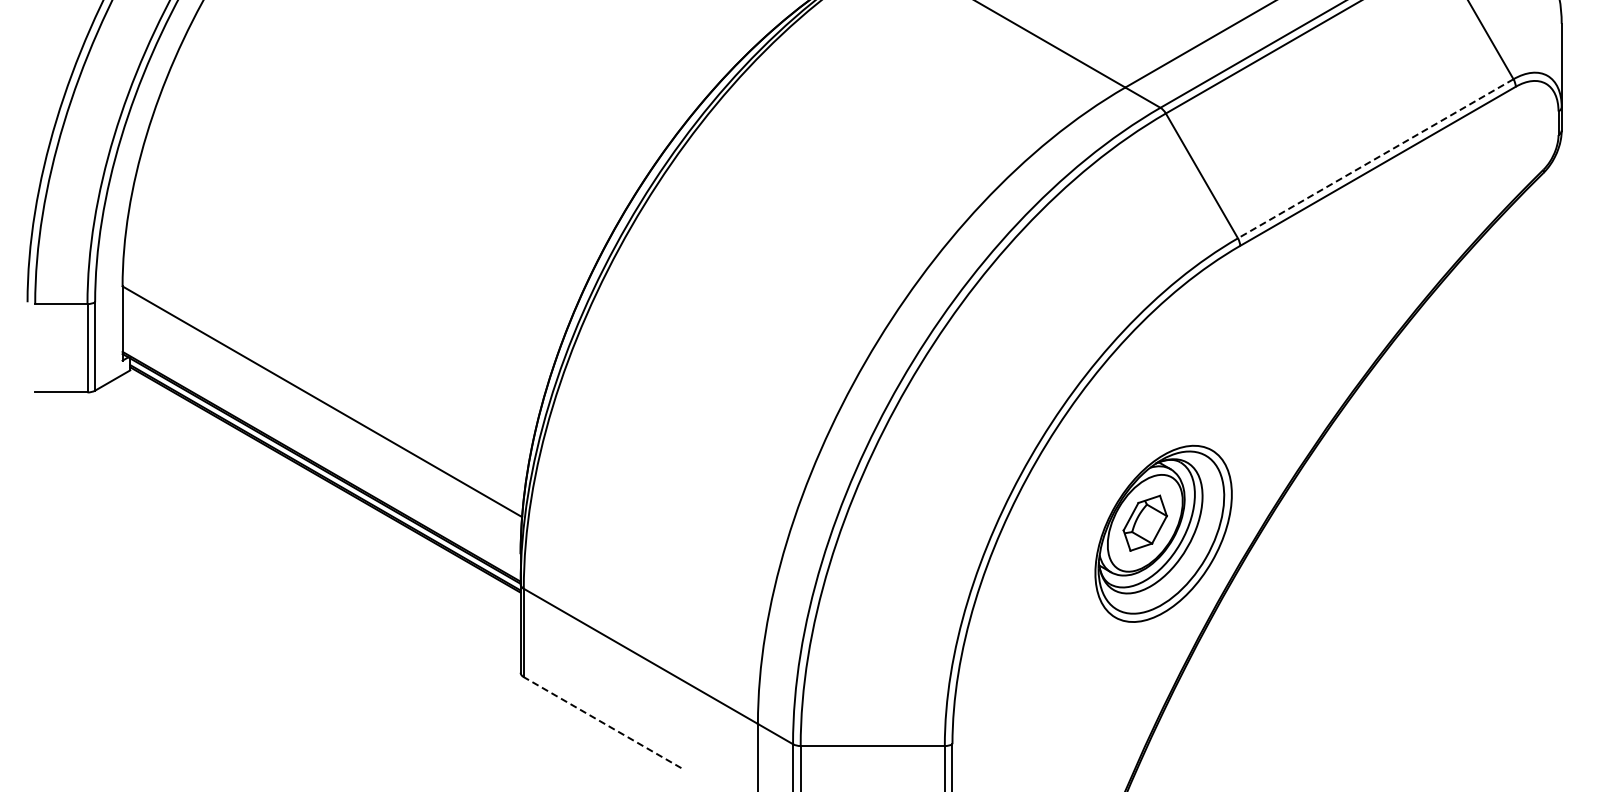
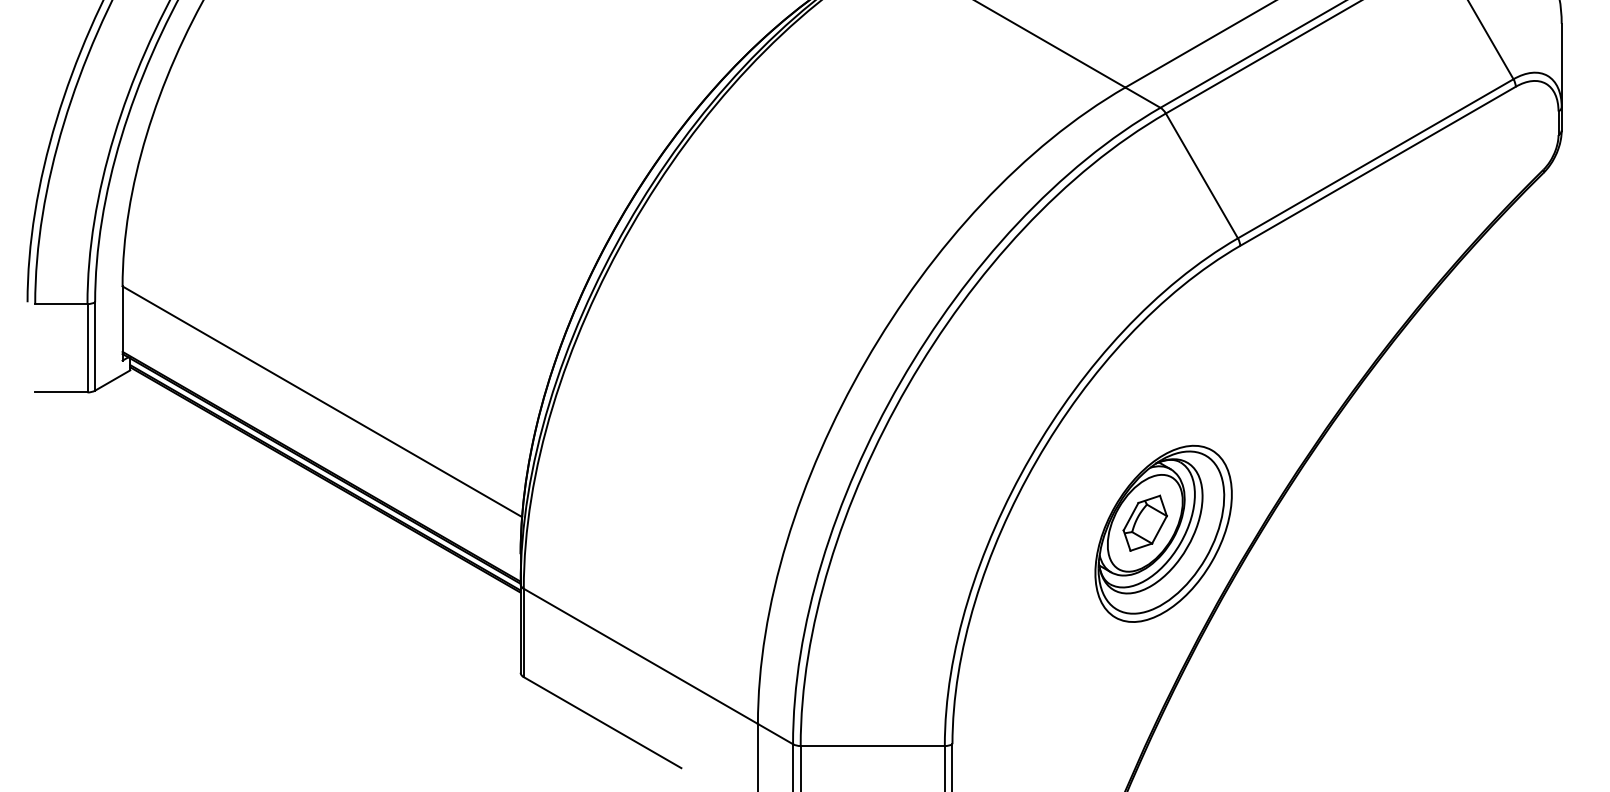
line: dashed -> solid (1375, 159)
line: dashed -> solid (602, 722)
